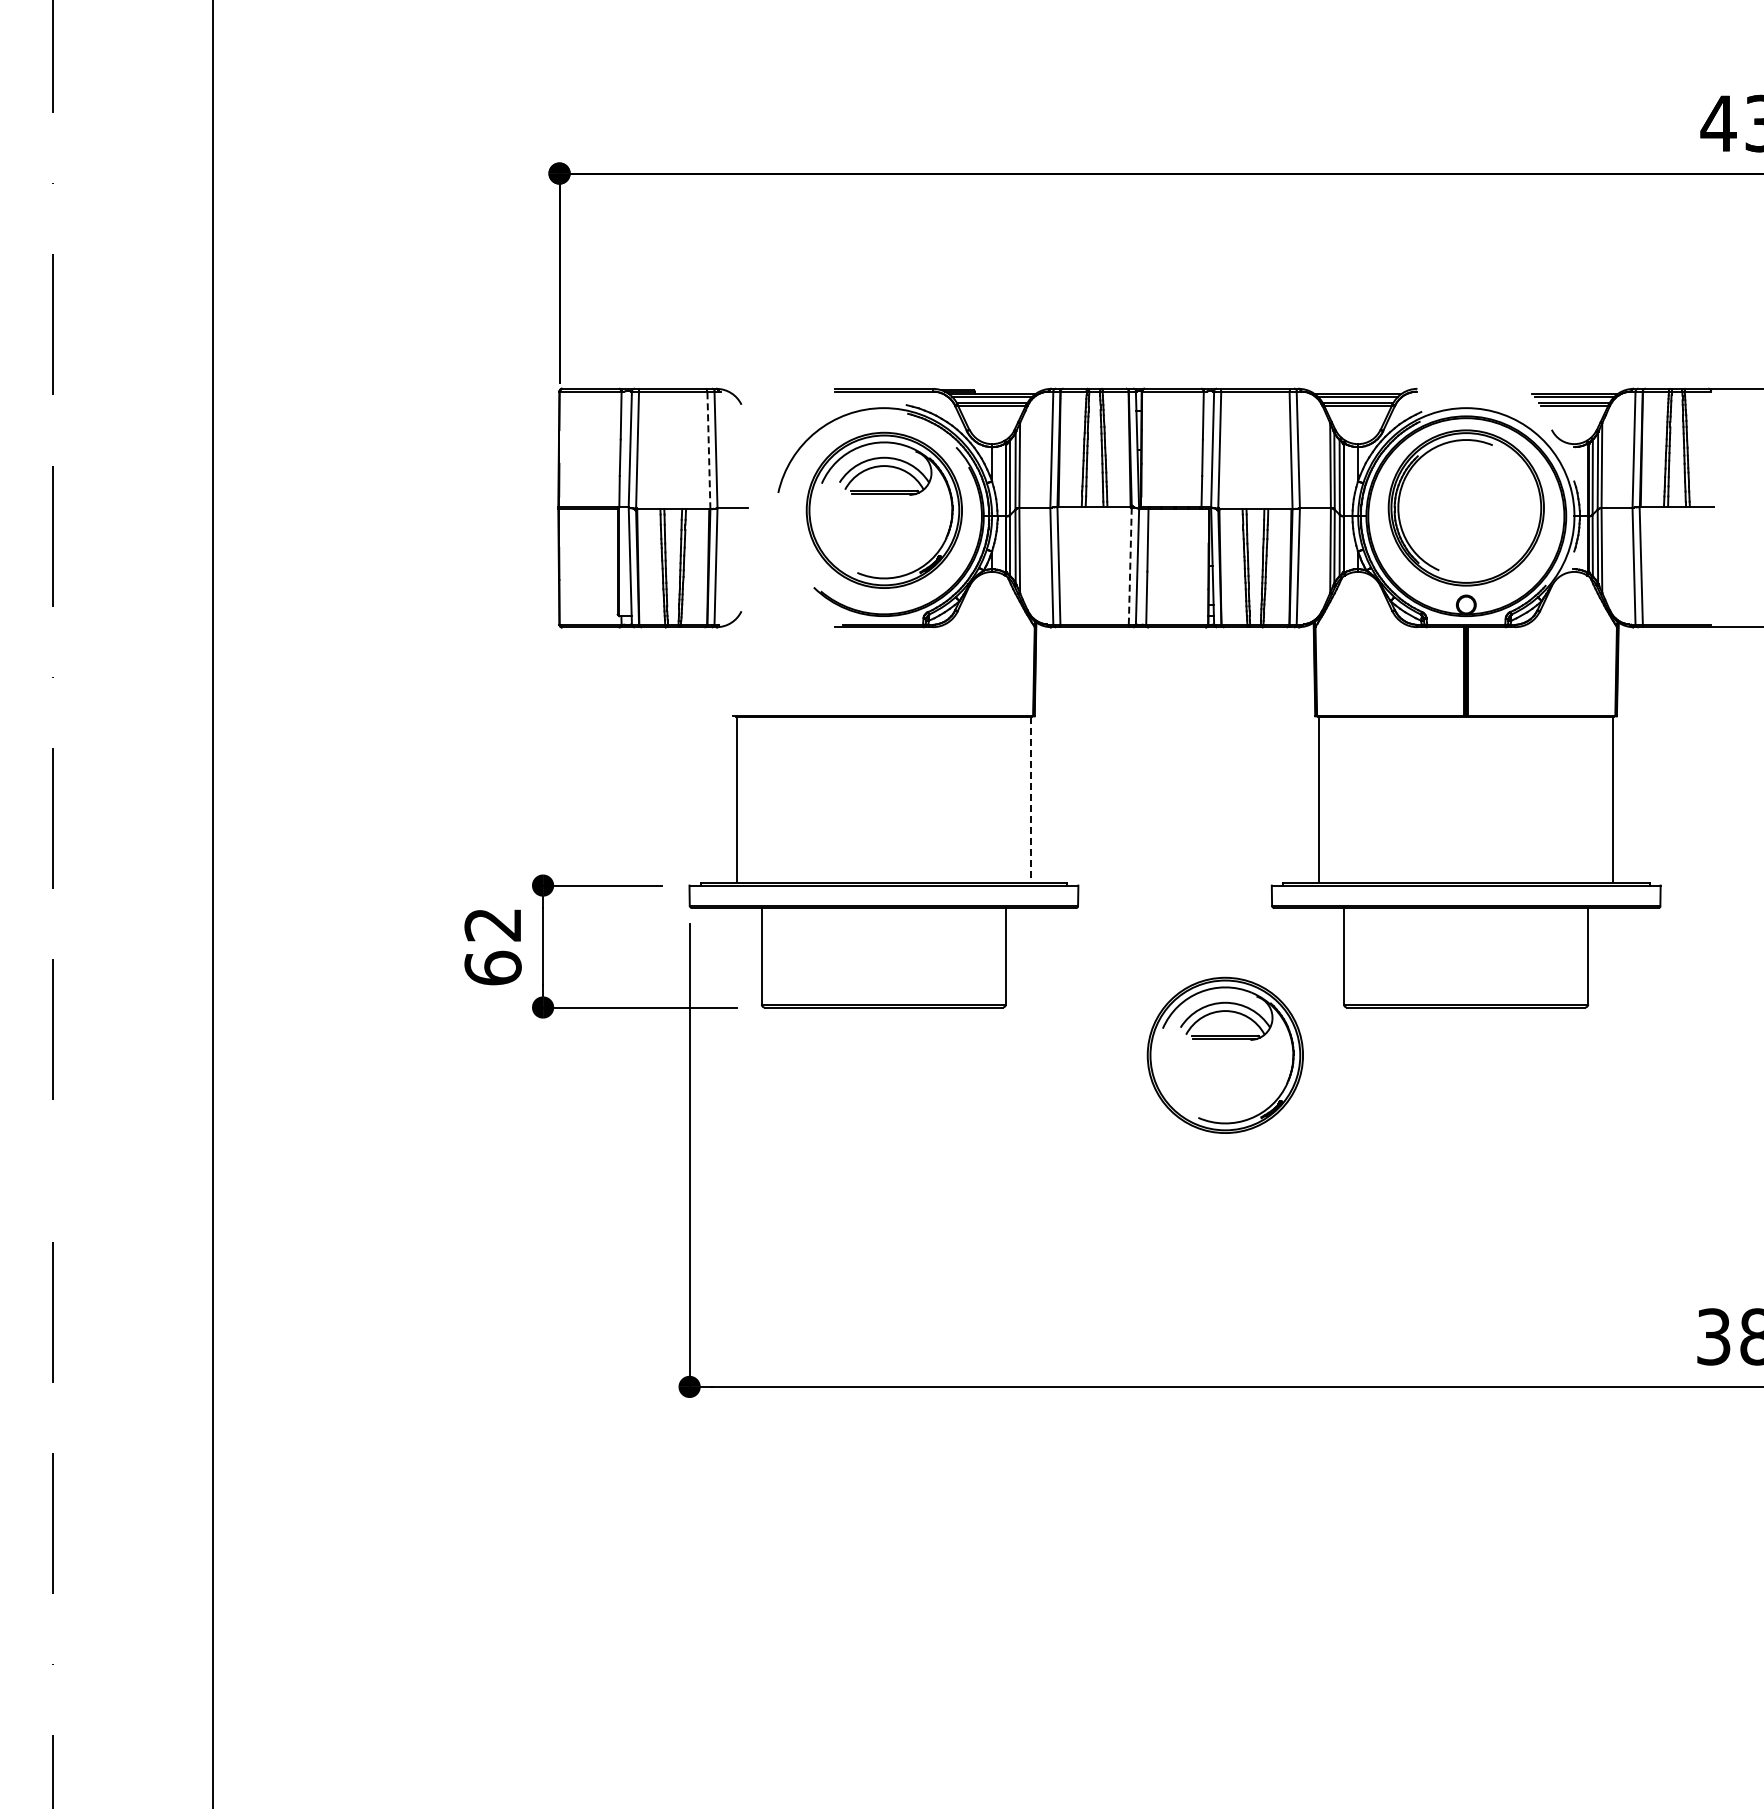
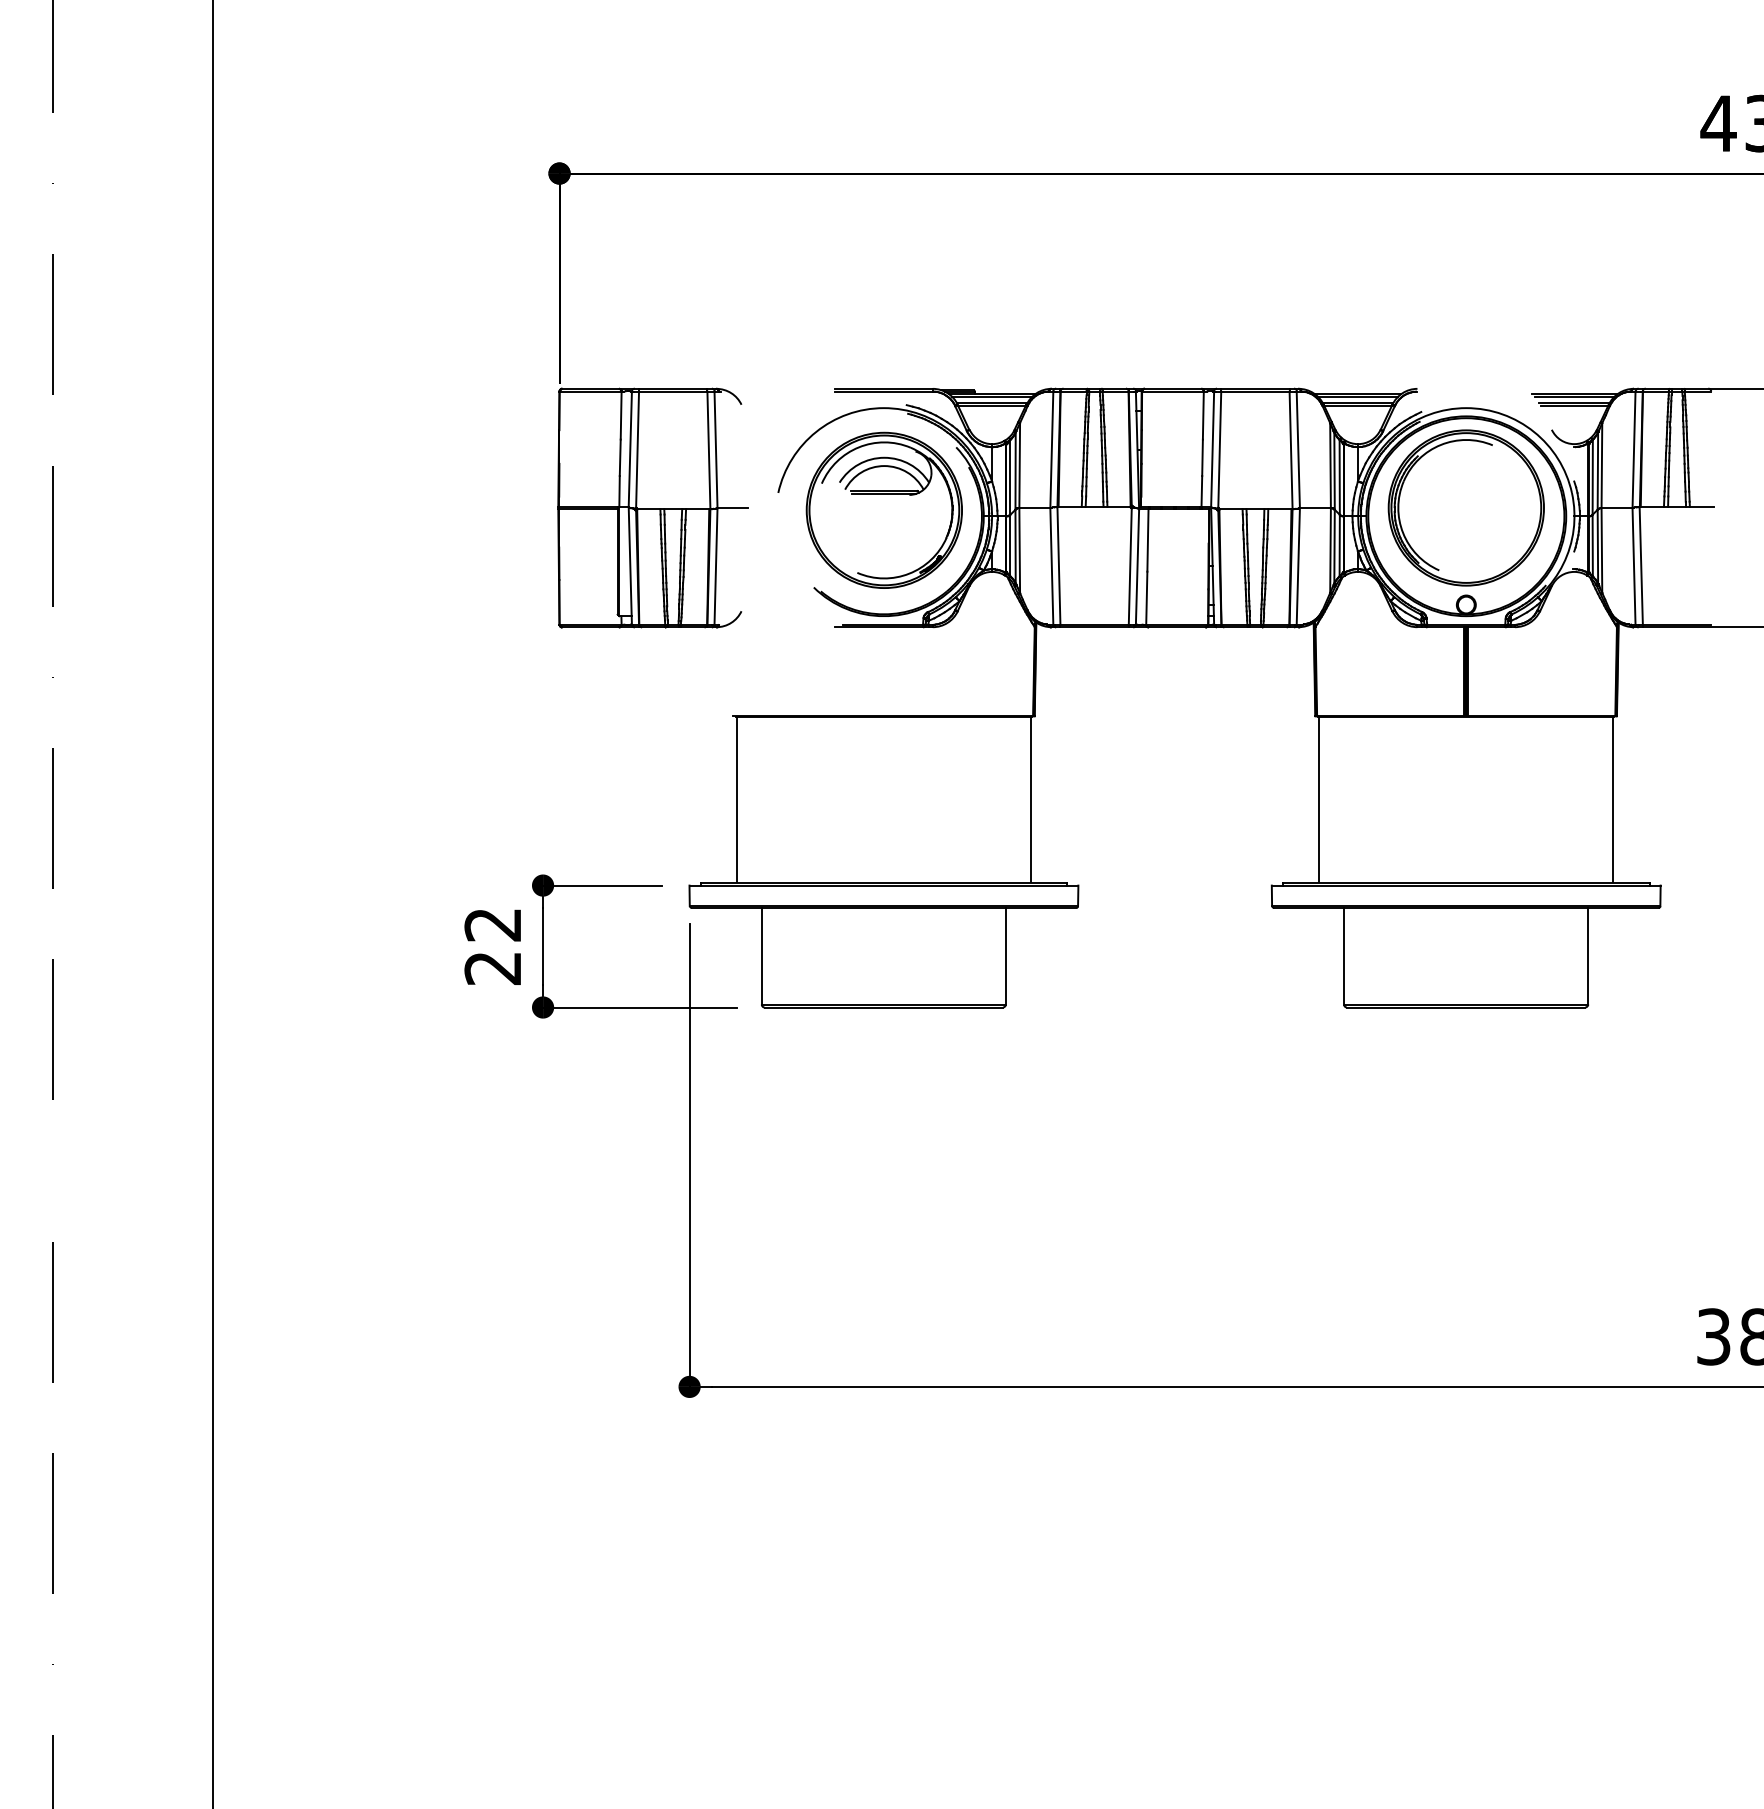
line: dashed -> solid (708, 450)
line: dashed -> solid (1130, 565)
line: dashed -> solid (1030, 799)
text: 62 -> 22 (492, 967)
part: present -> none (1224, 1054)
